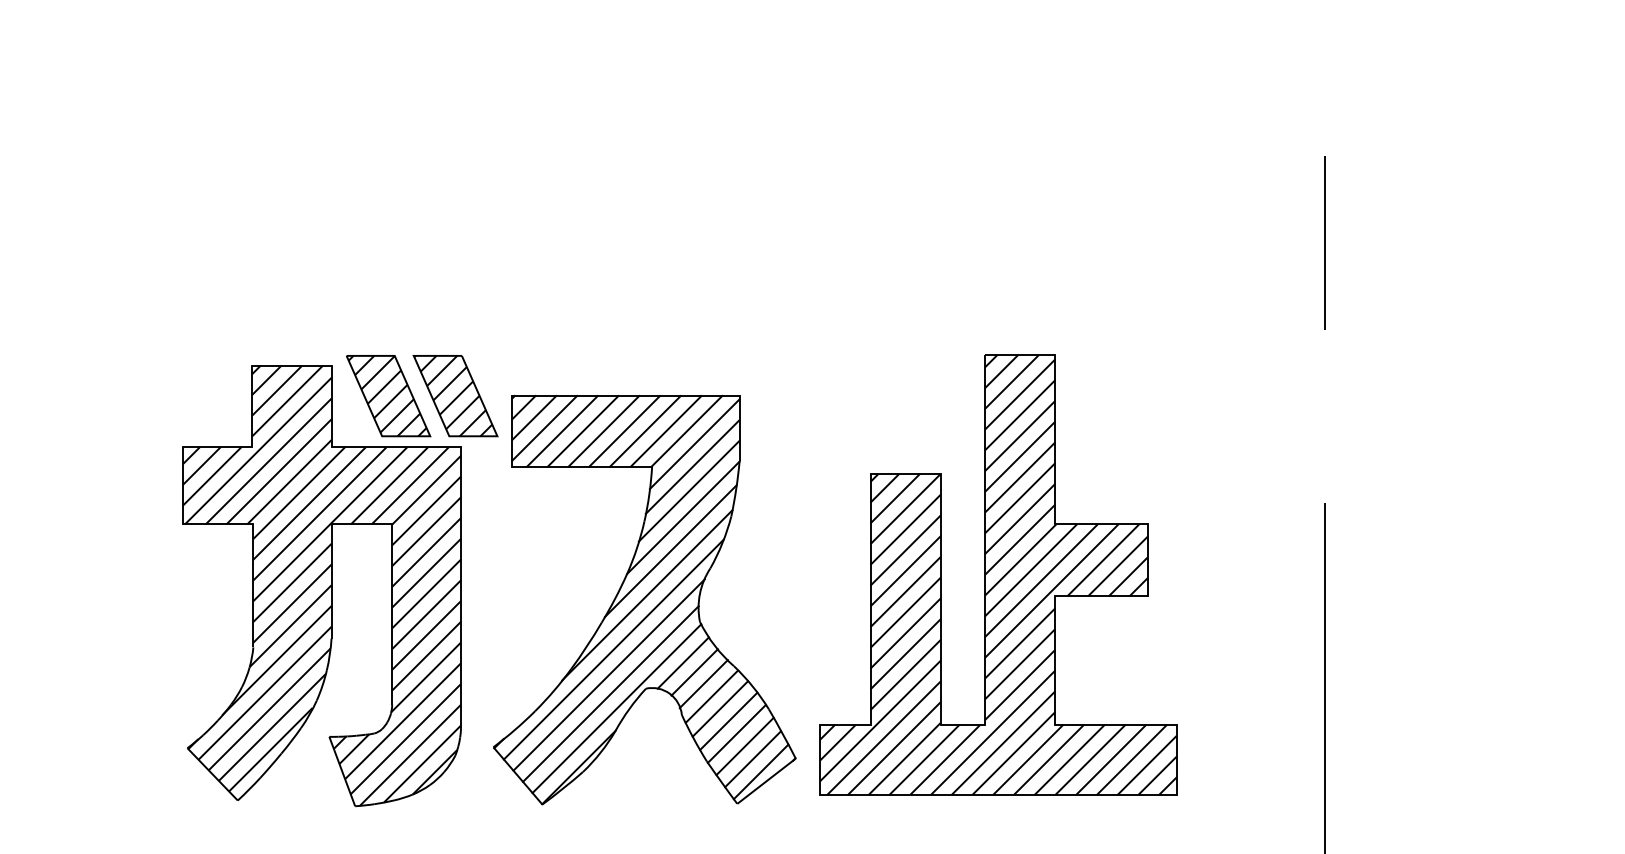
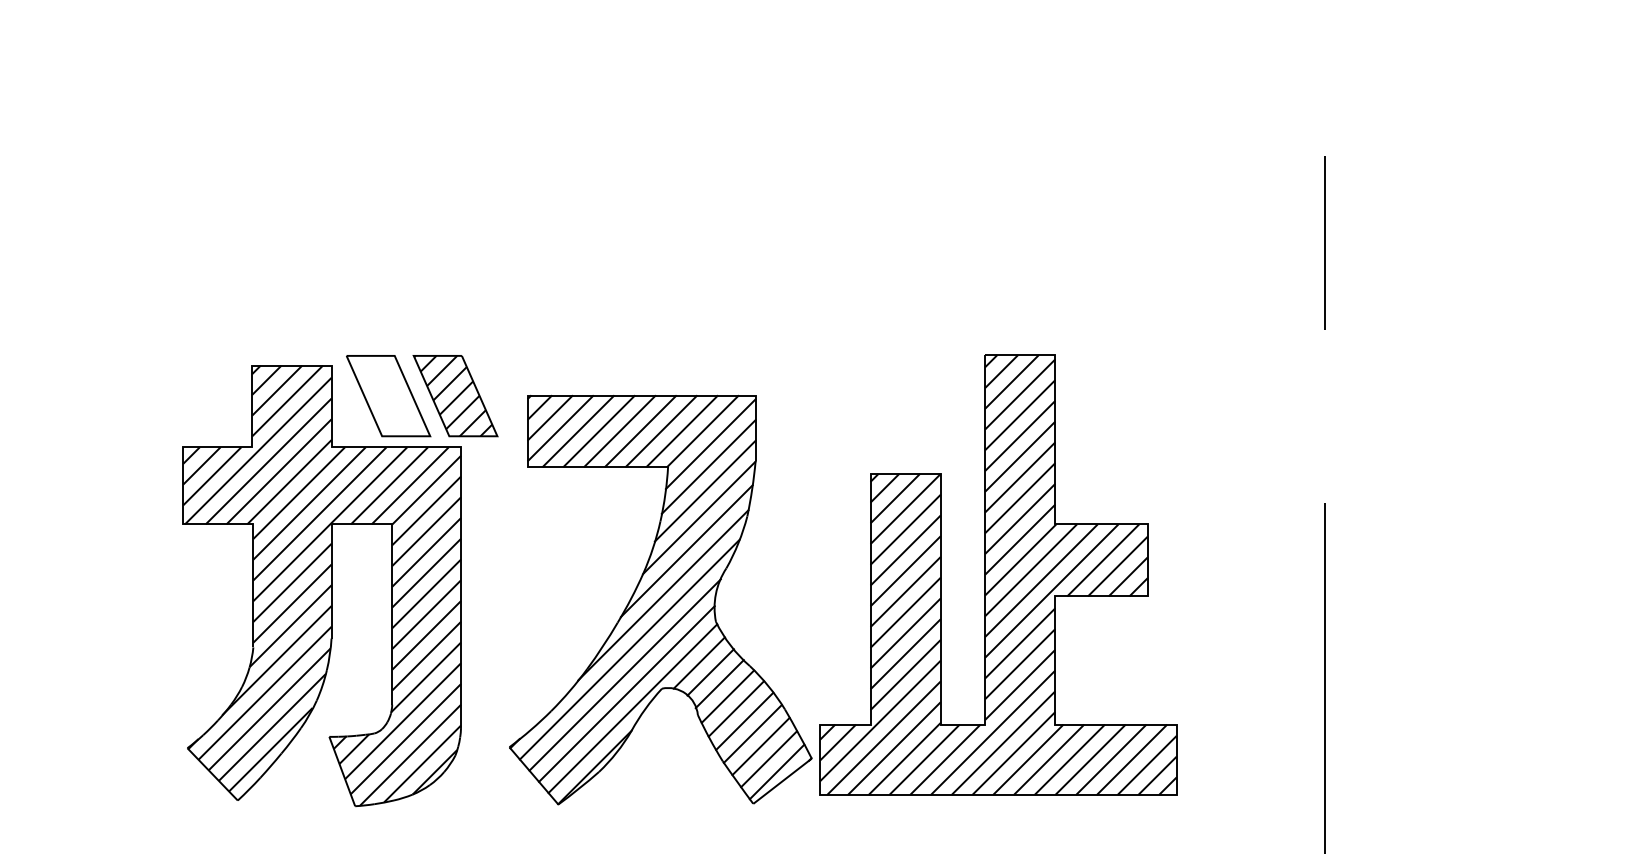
hatch: present -> none (387, 395)
part position: (644, 599) -> (660, 599) (660, 599)
